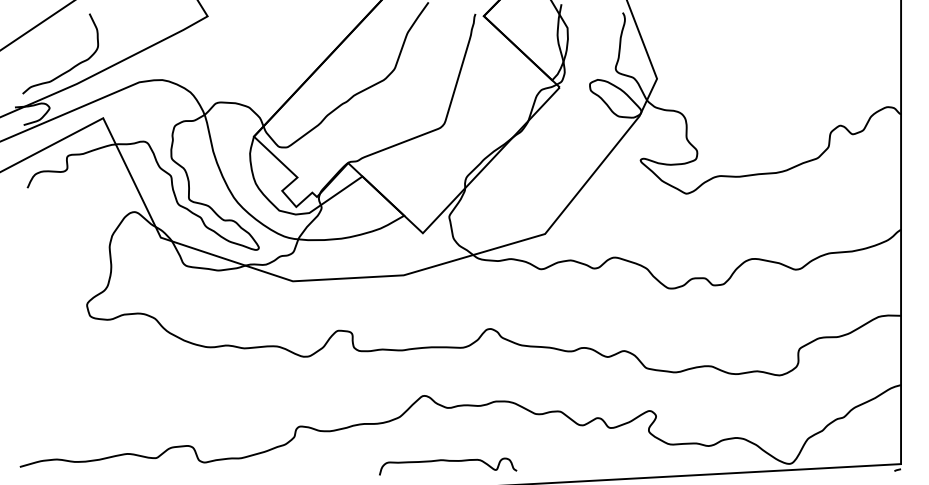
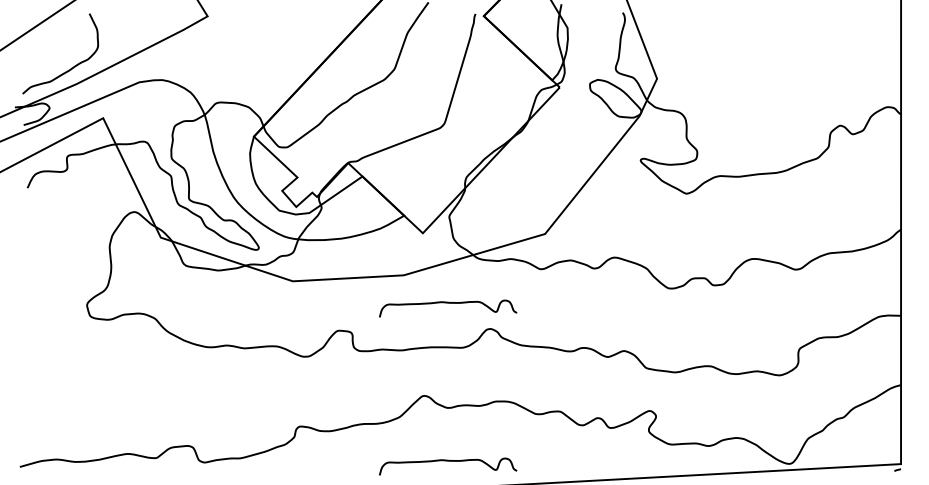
curve: none -> present (448, 303)
